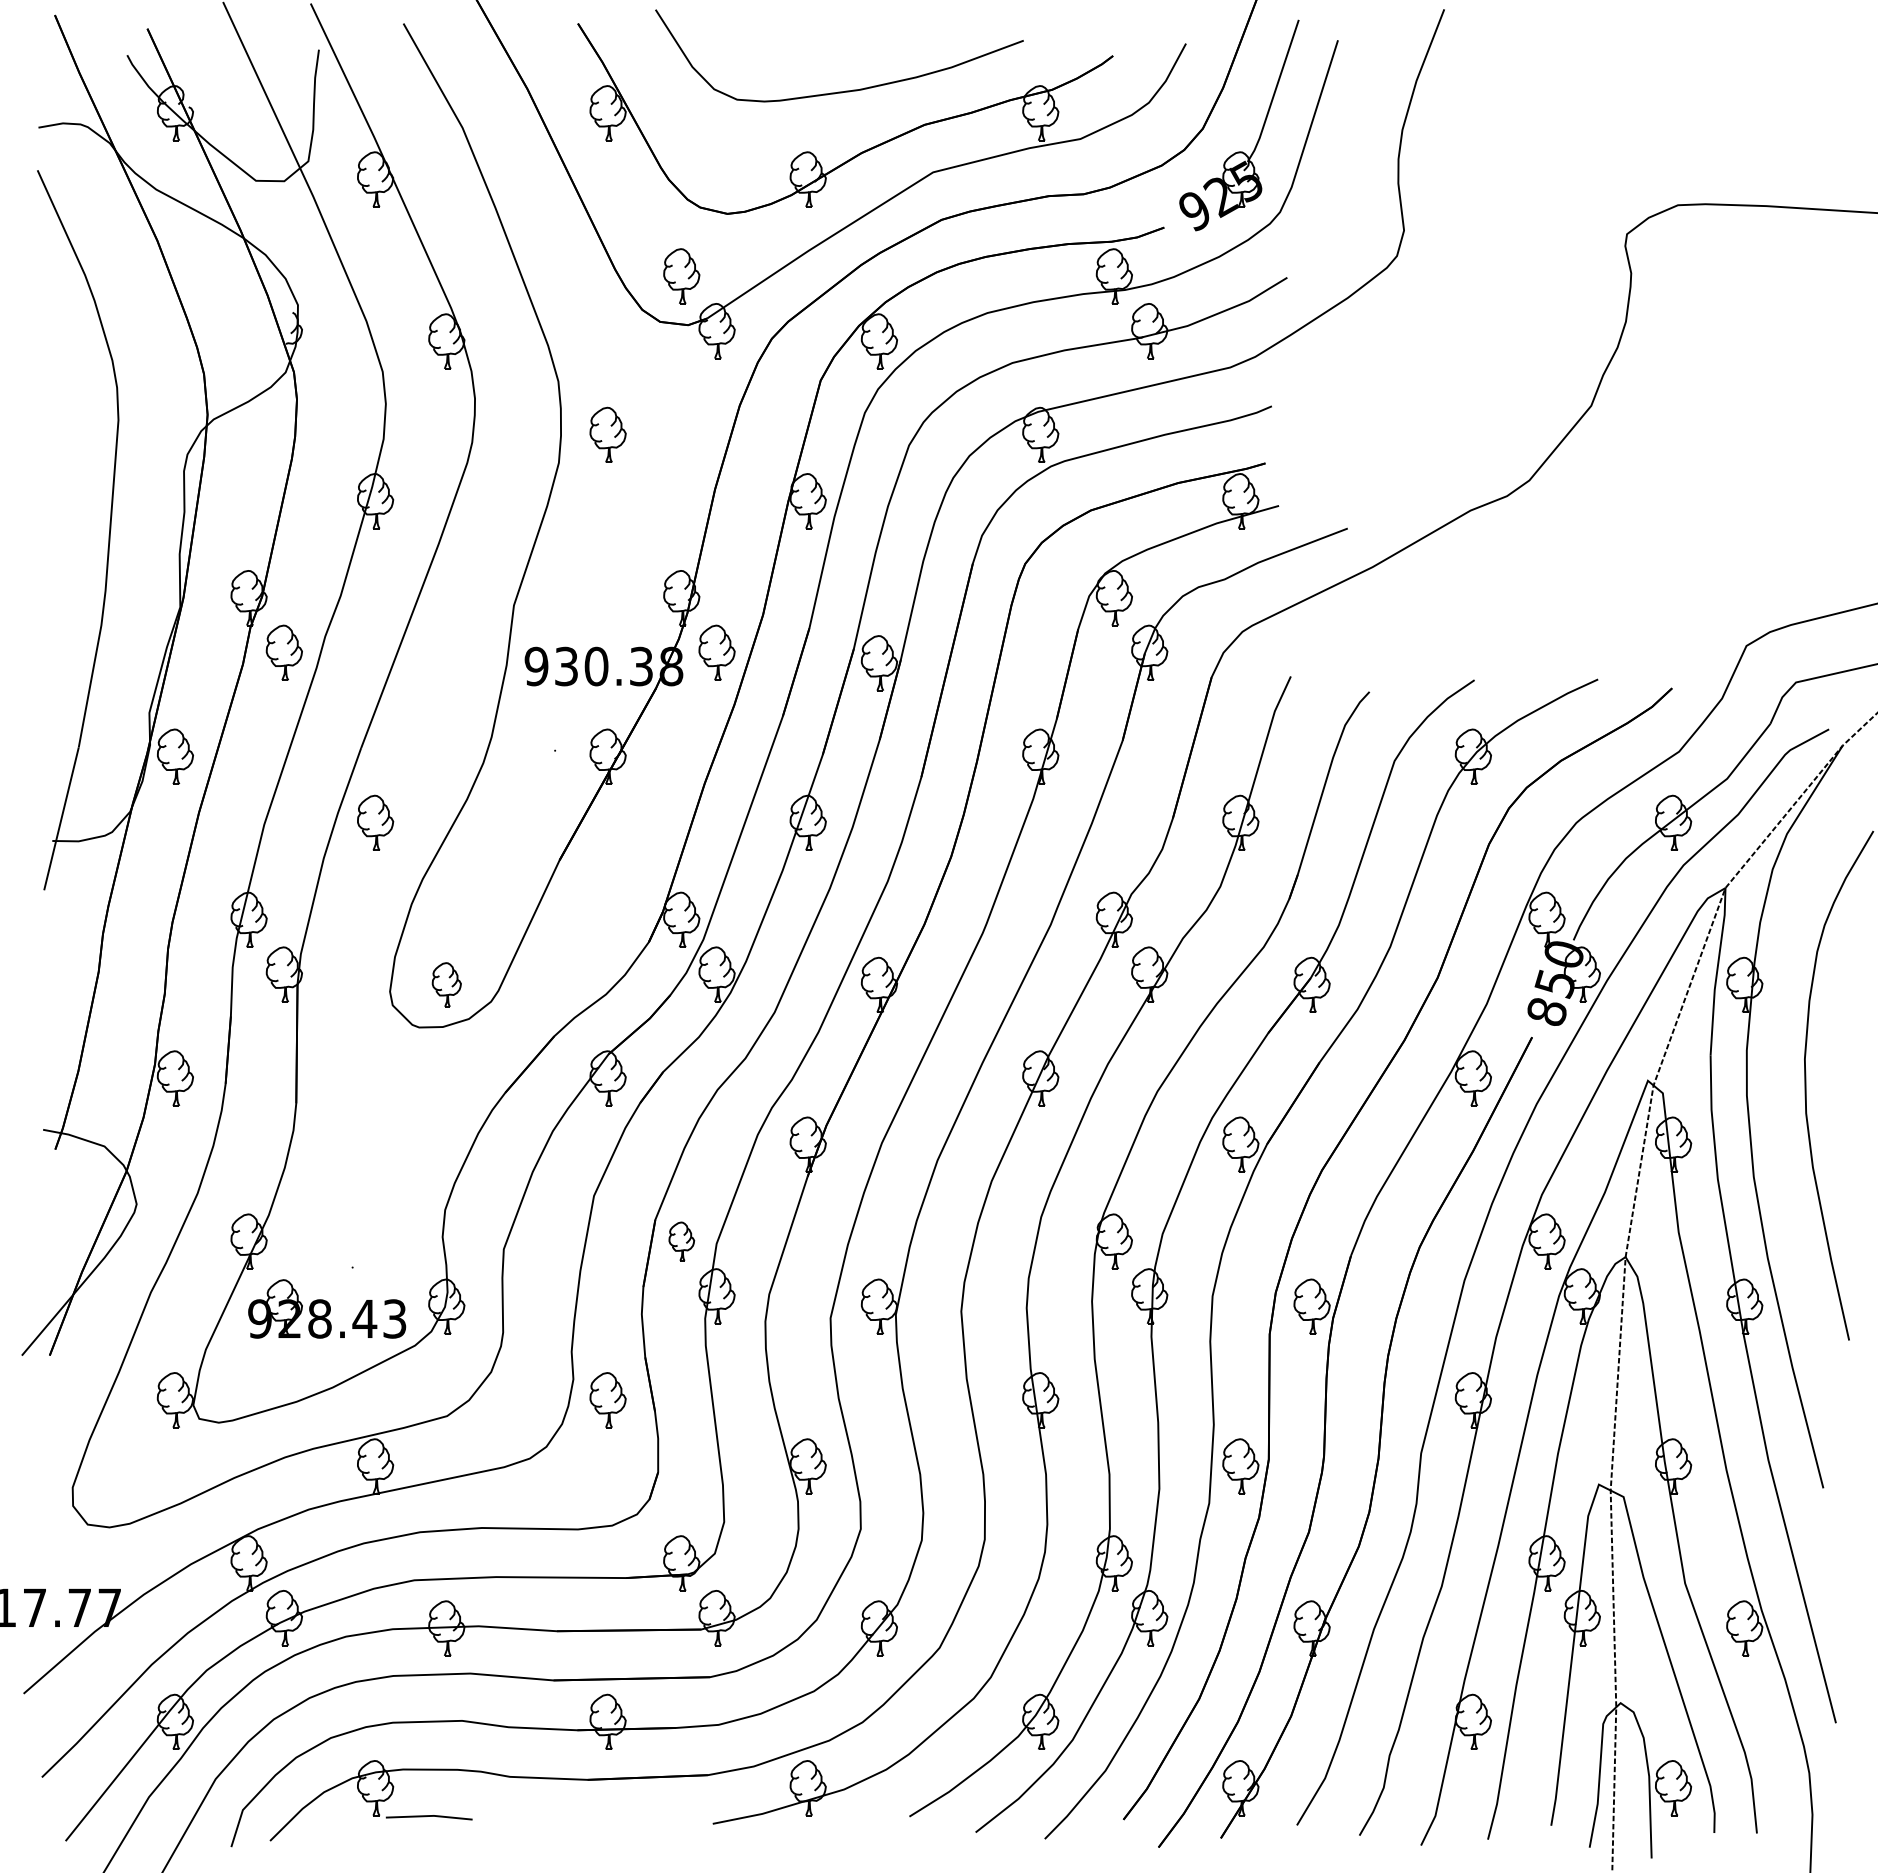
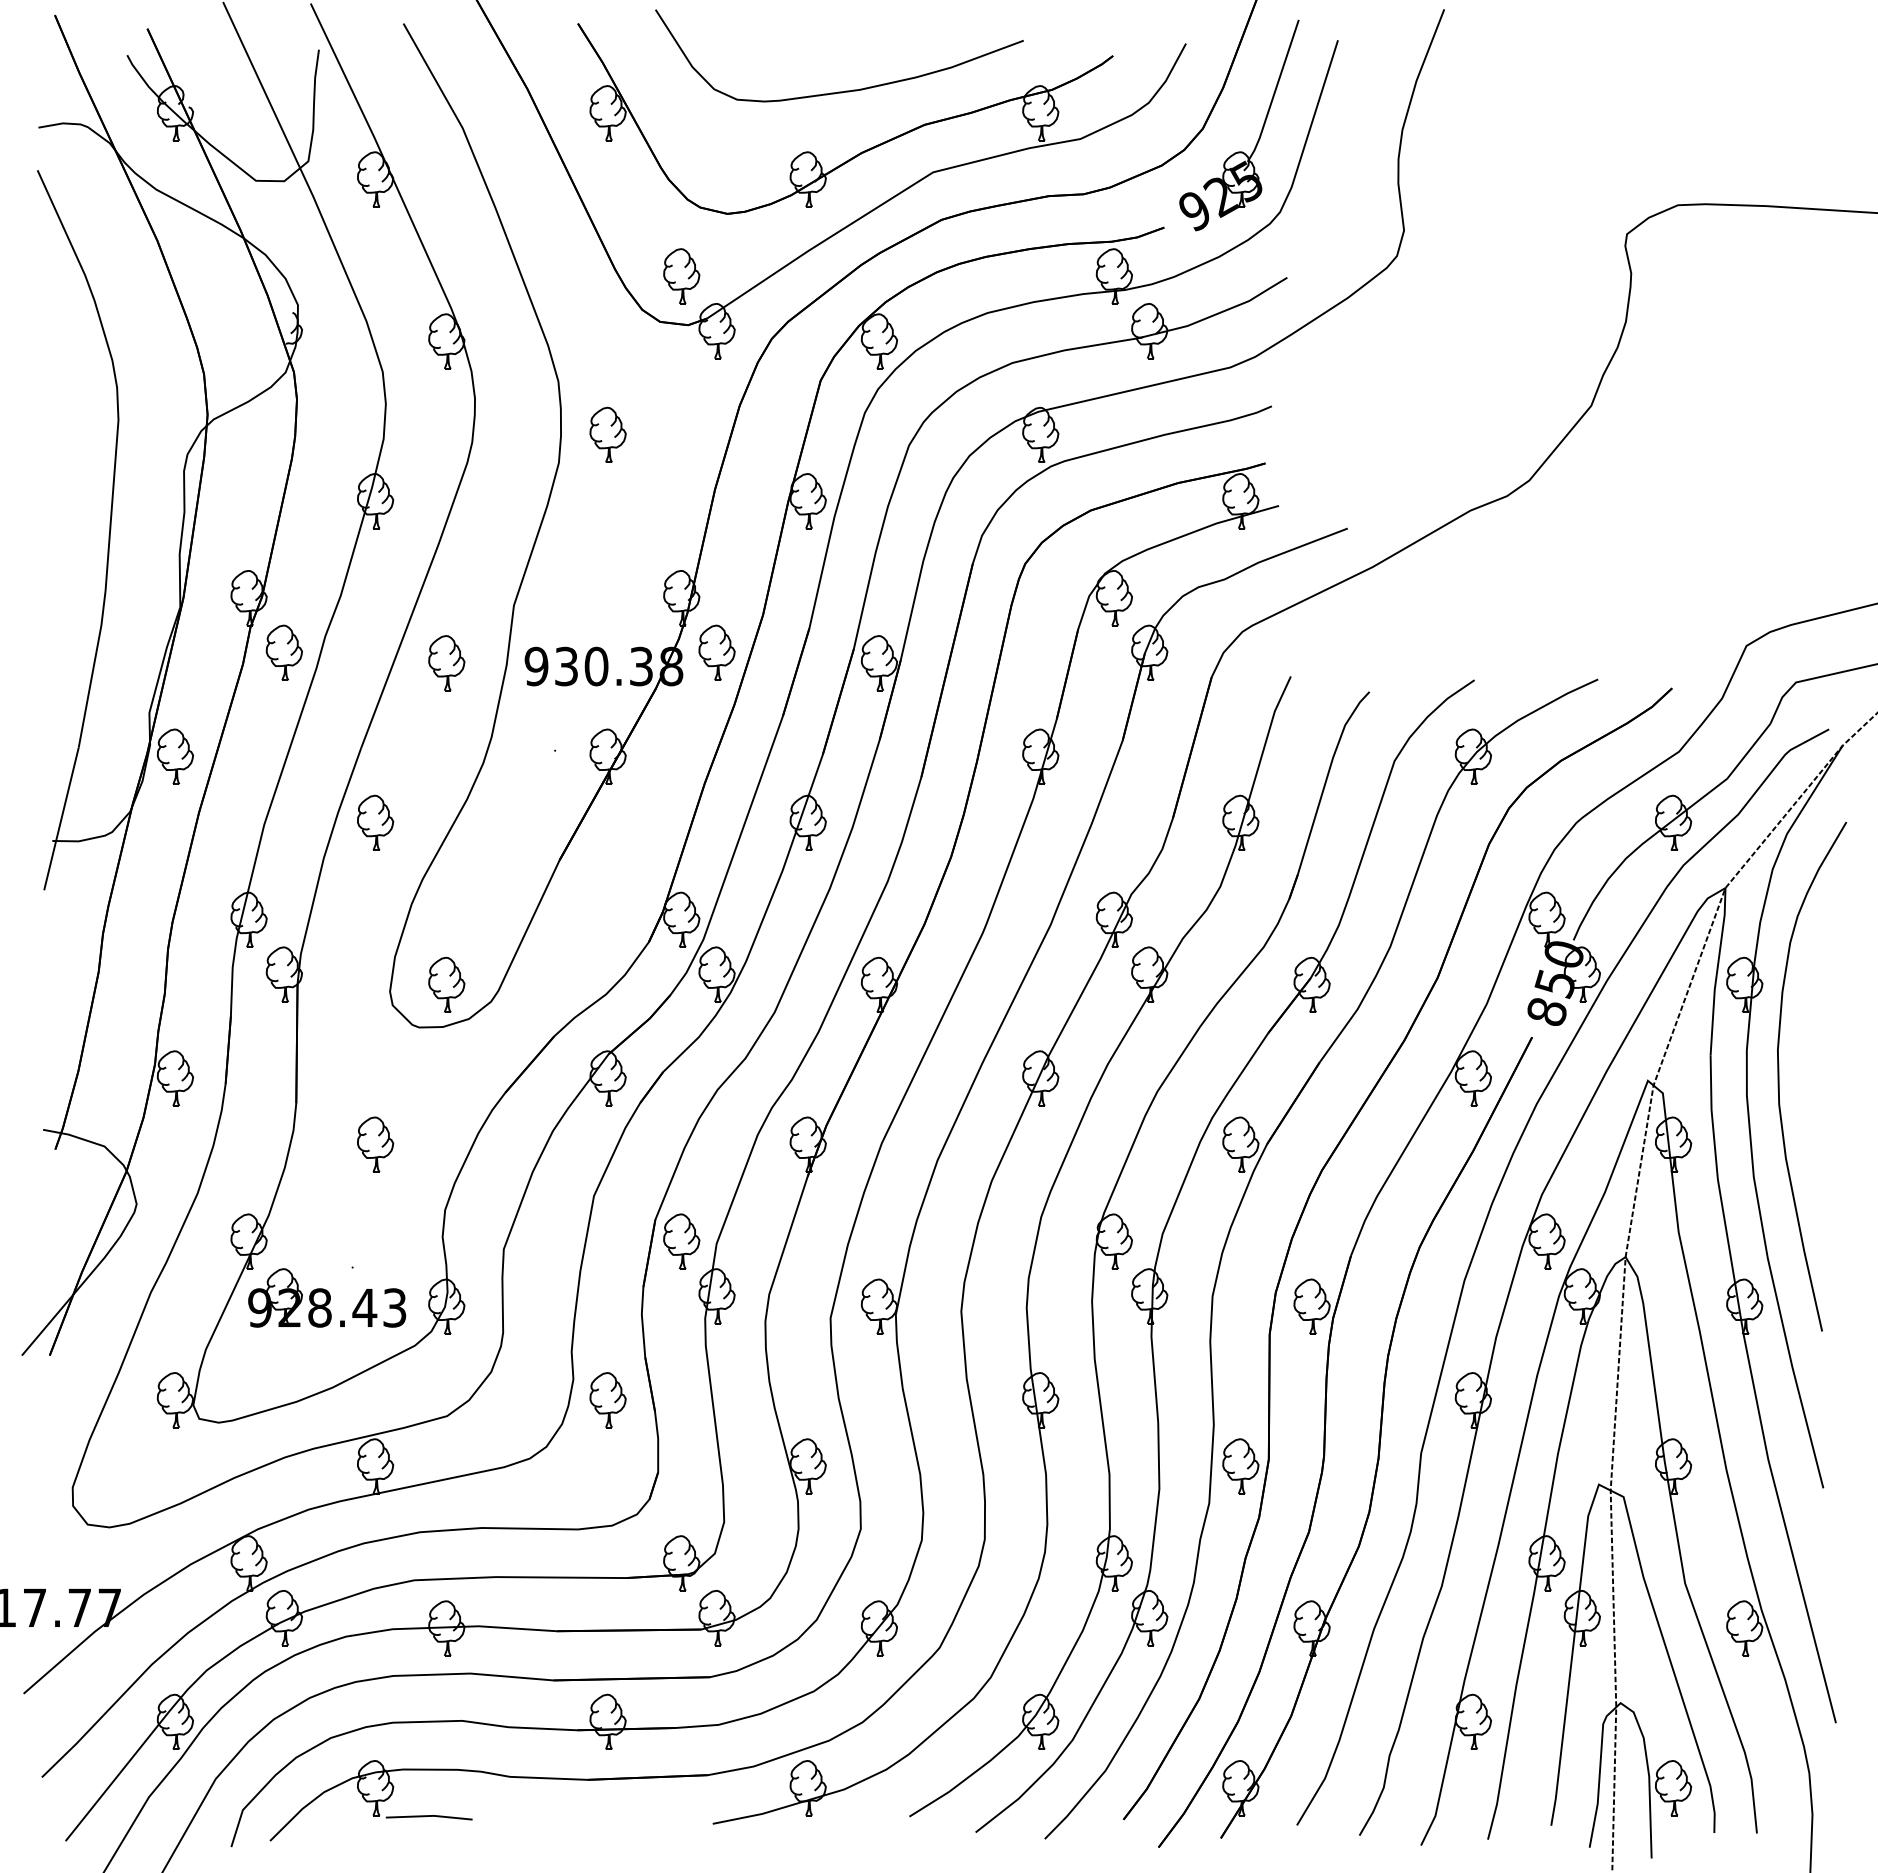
part: none -> present (446, 663)
part size: 31x46 px -> 38x57 px (446, 984)
curve position: (1806, 1085) -> (1779, 1076) (1779, 1076)
part: none -> present (375, 1144)
part size: 28x41 px -> 38x57 px (681, 1241)
part position: (327, 1308) -> (327, 1297) (327, 1297)
